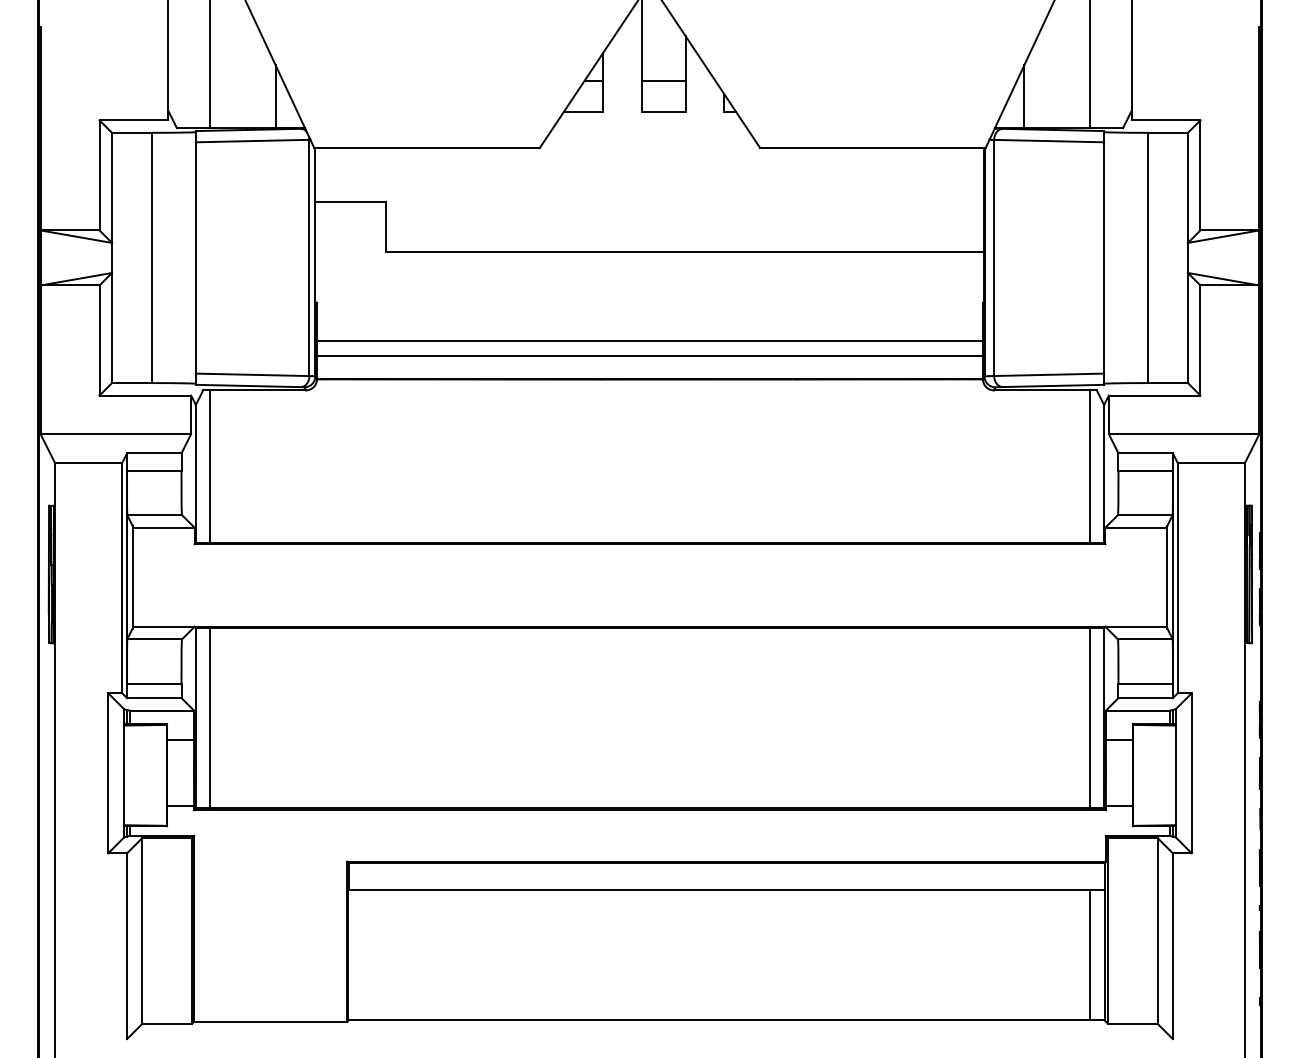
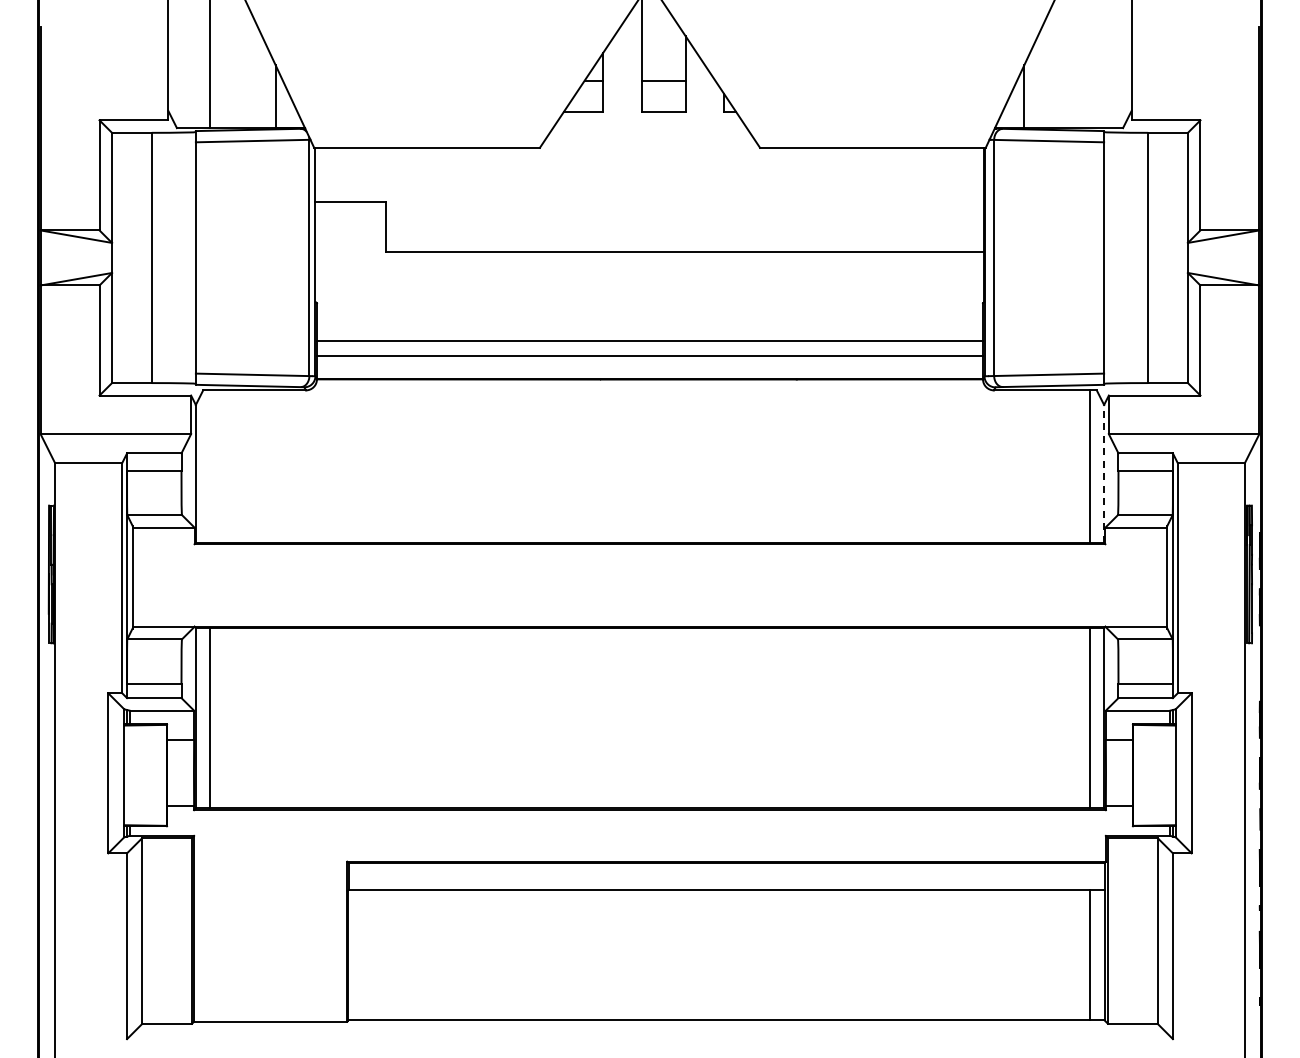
line: present -> none (1090, 65)
line: present -> none (209, 466)
line: solid -> dashed (1104, 473)
